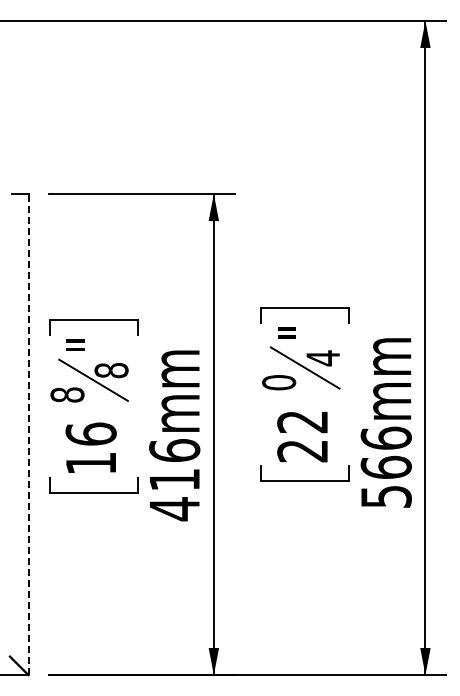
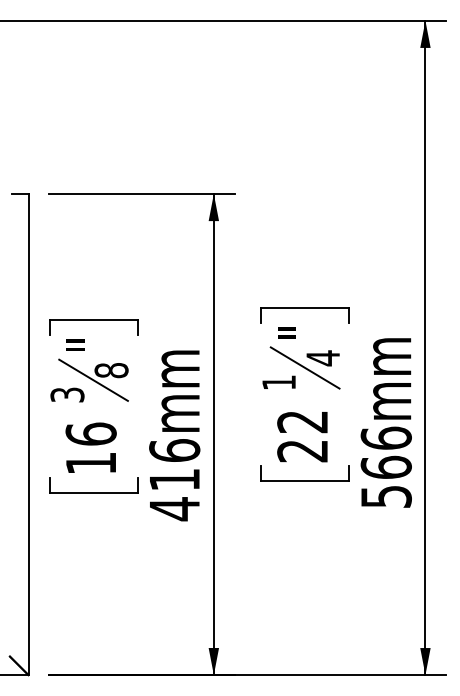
text: 0 -> 1 (279, 382)
text: 8 -> 3 (67, 394)
line: dashed -> solid (28, 434)
